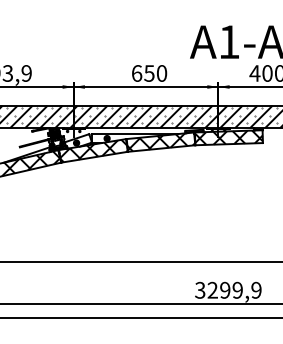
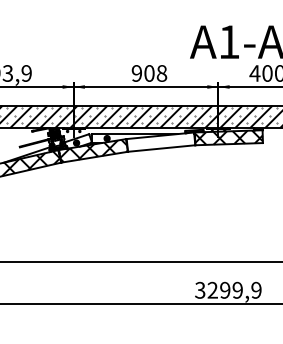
text: 650 -> 908 (149, 73)
hatch: present -> none (161, 141)
line: present -> none (140, 318)
